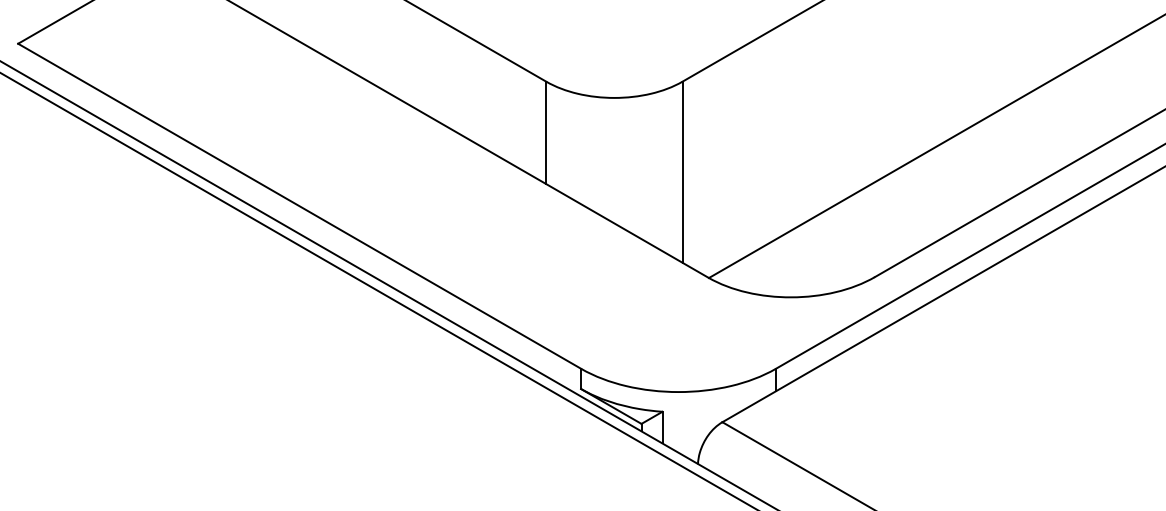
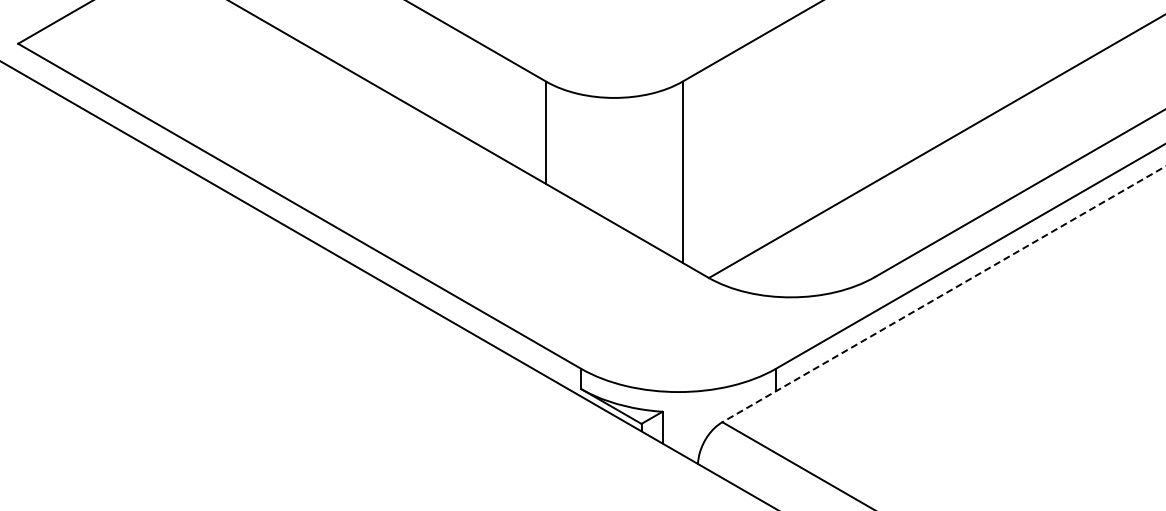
line: present -> none (377, 290)
line: solid -> dashed (944, 294)
